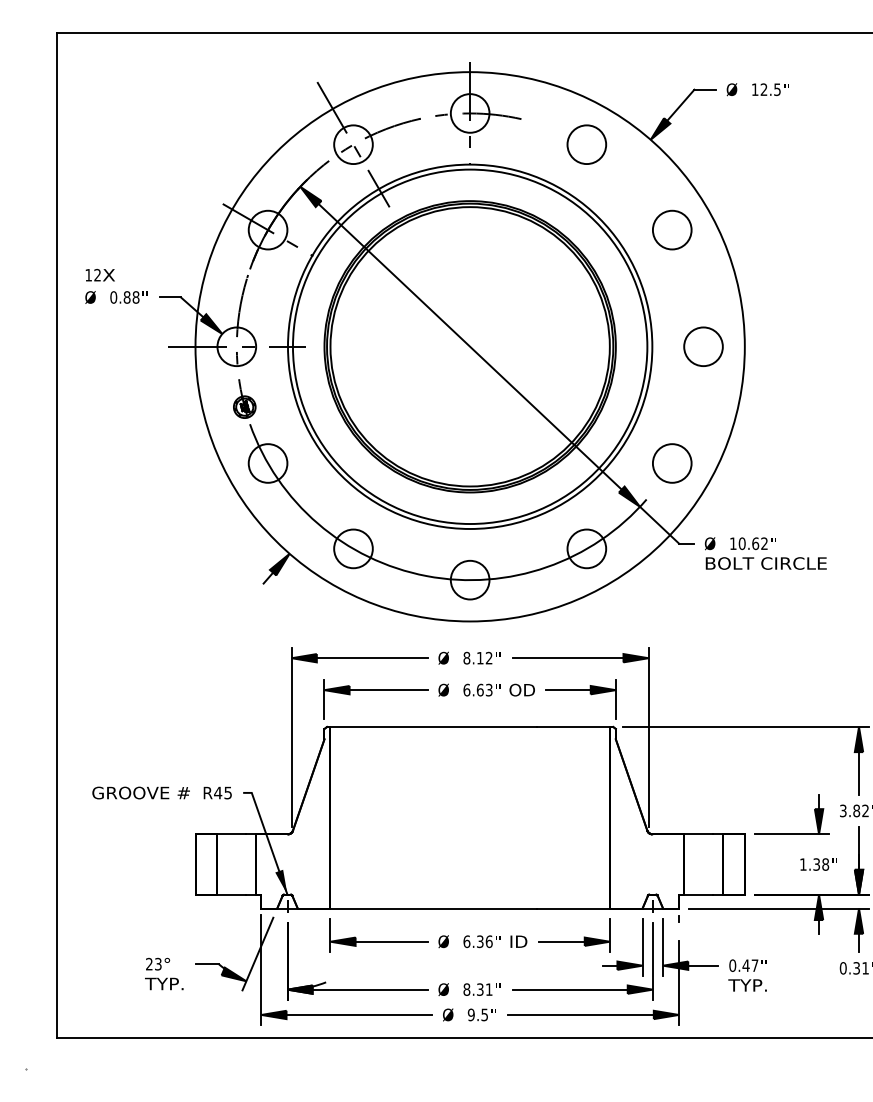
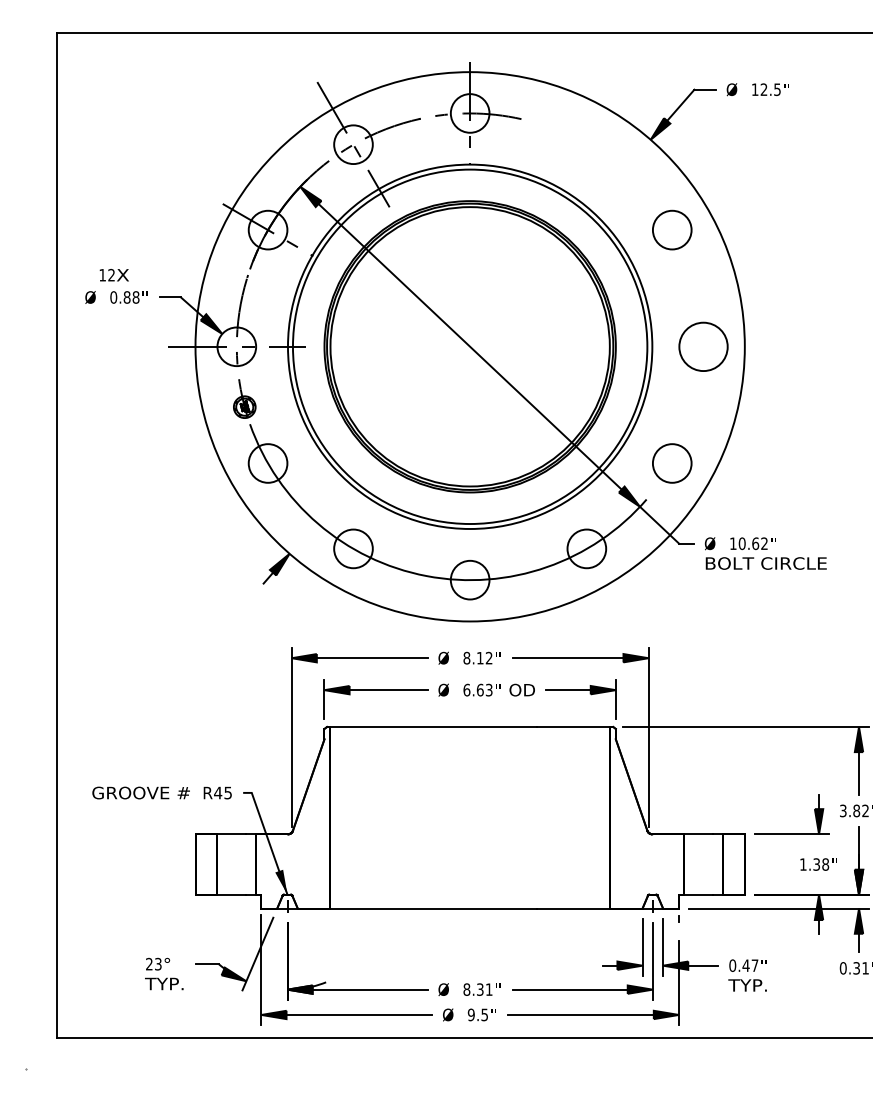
circle: present -> none (586, 144)
text position: (99, 275) -> (113, 275) (113, 275)
circle size: 41x41 px -> 51x51 px (703, 346)
part: present -> none (469, 935)
